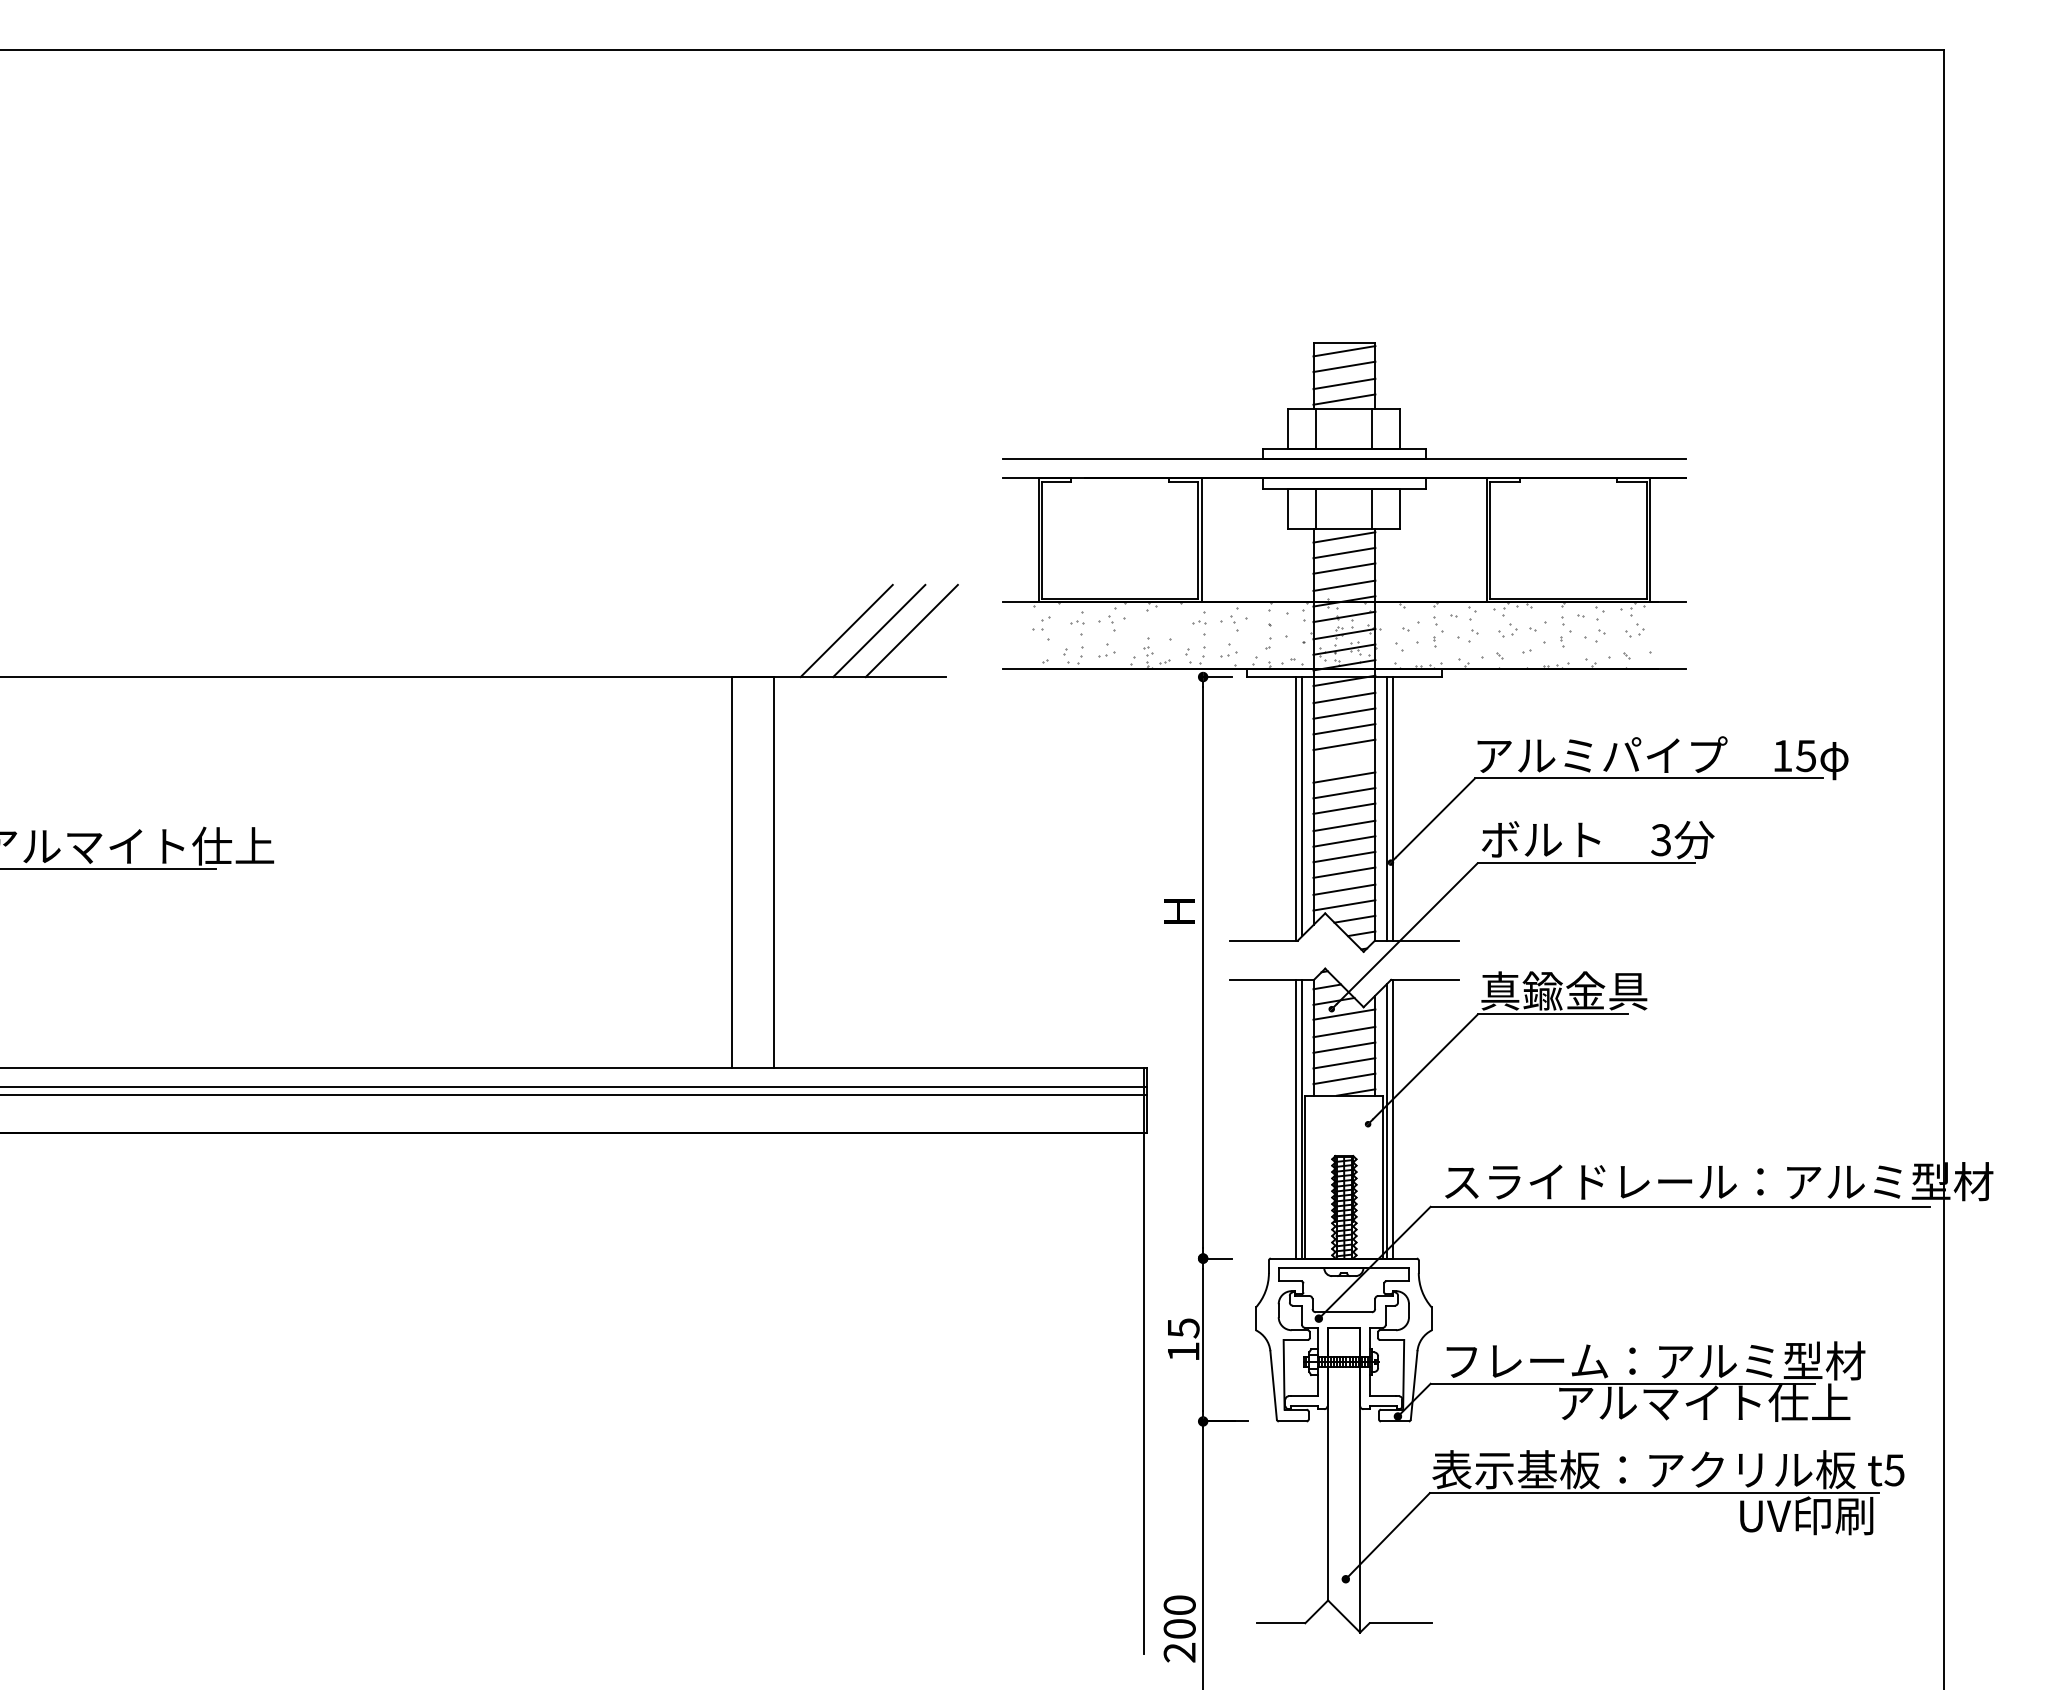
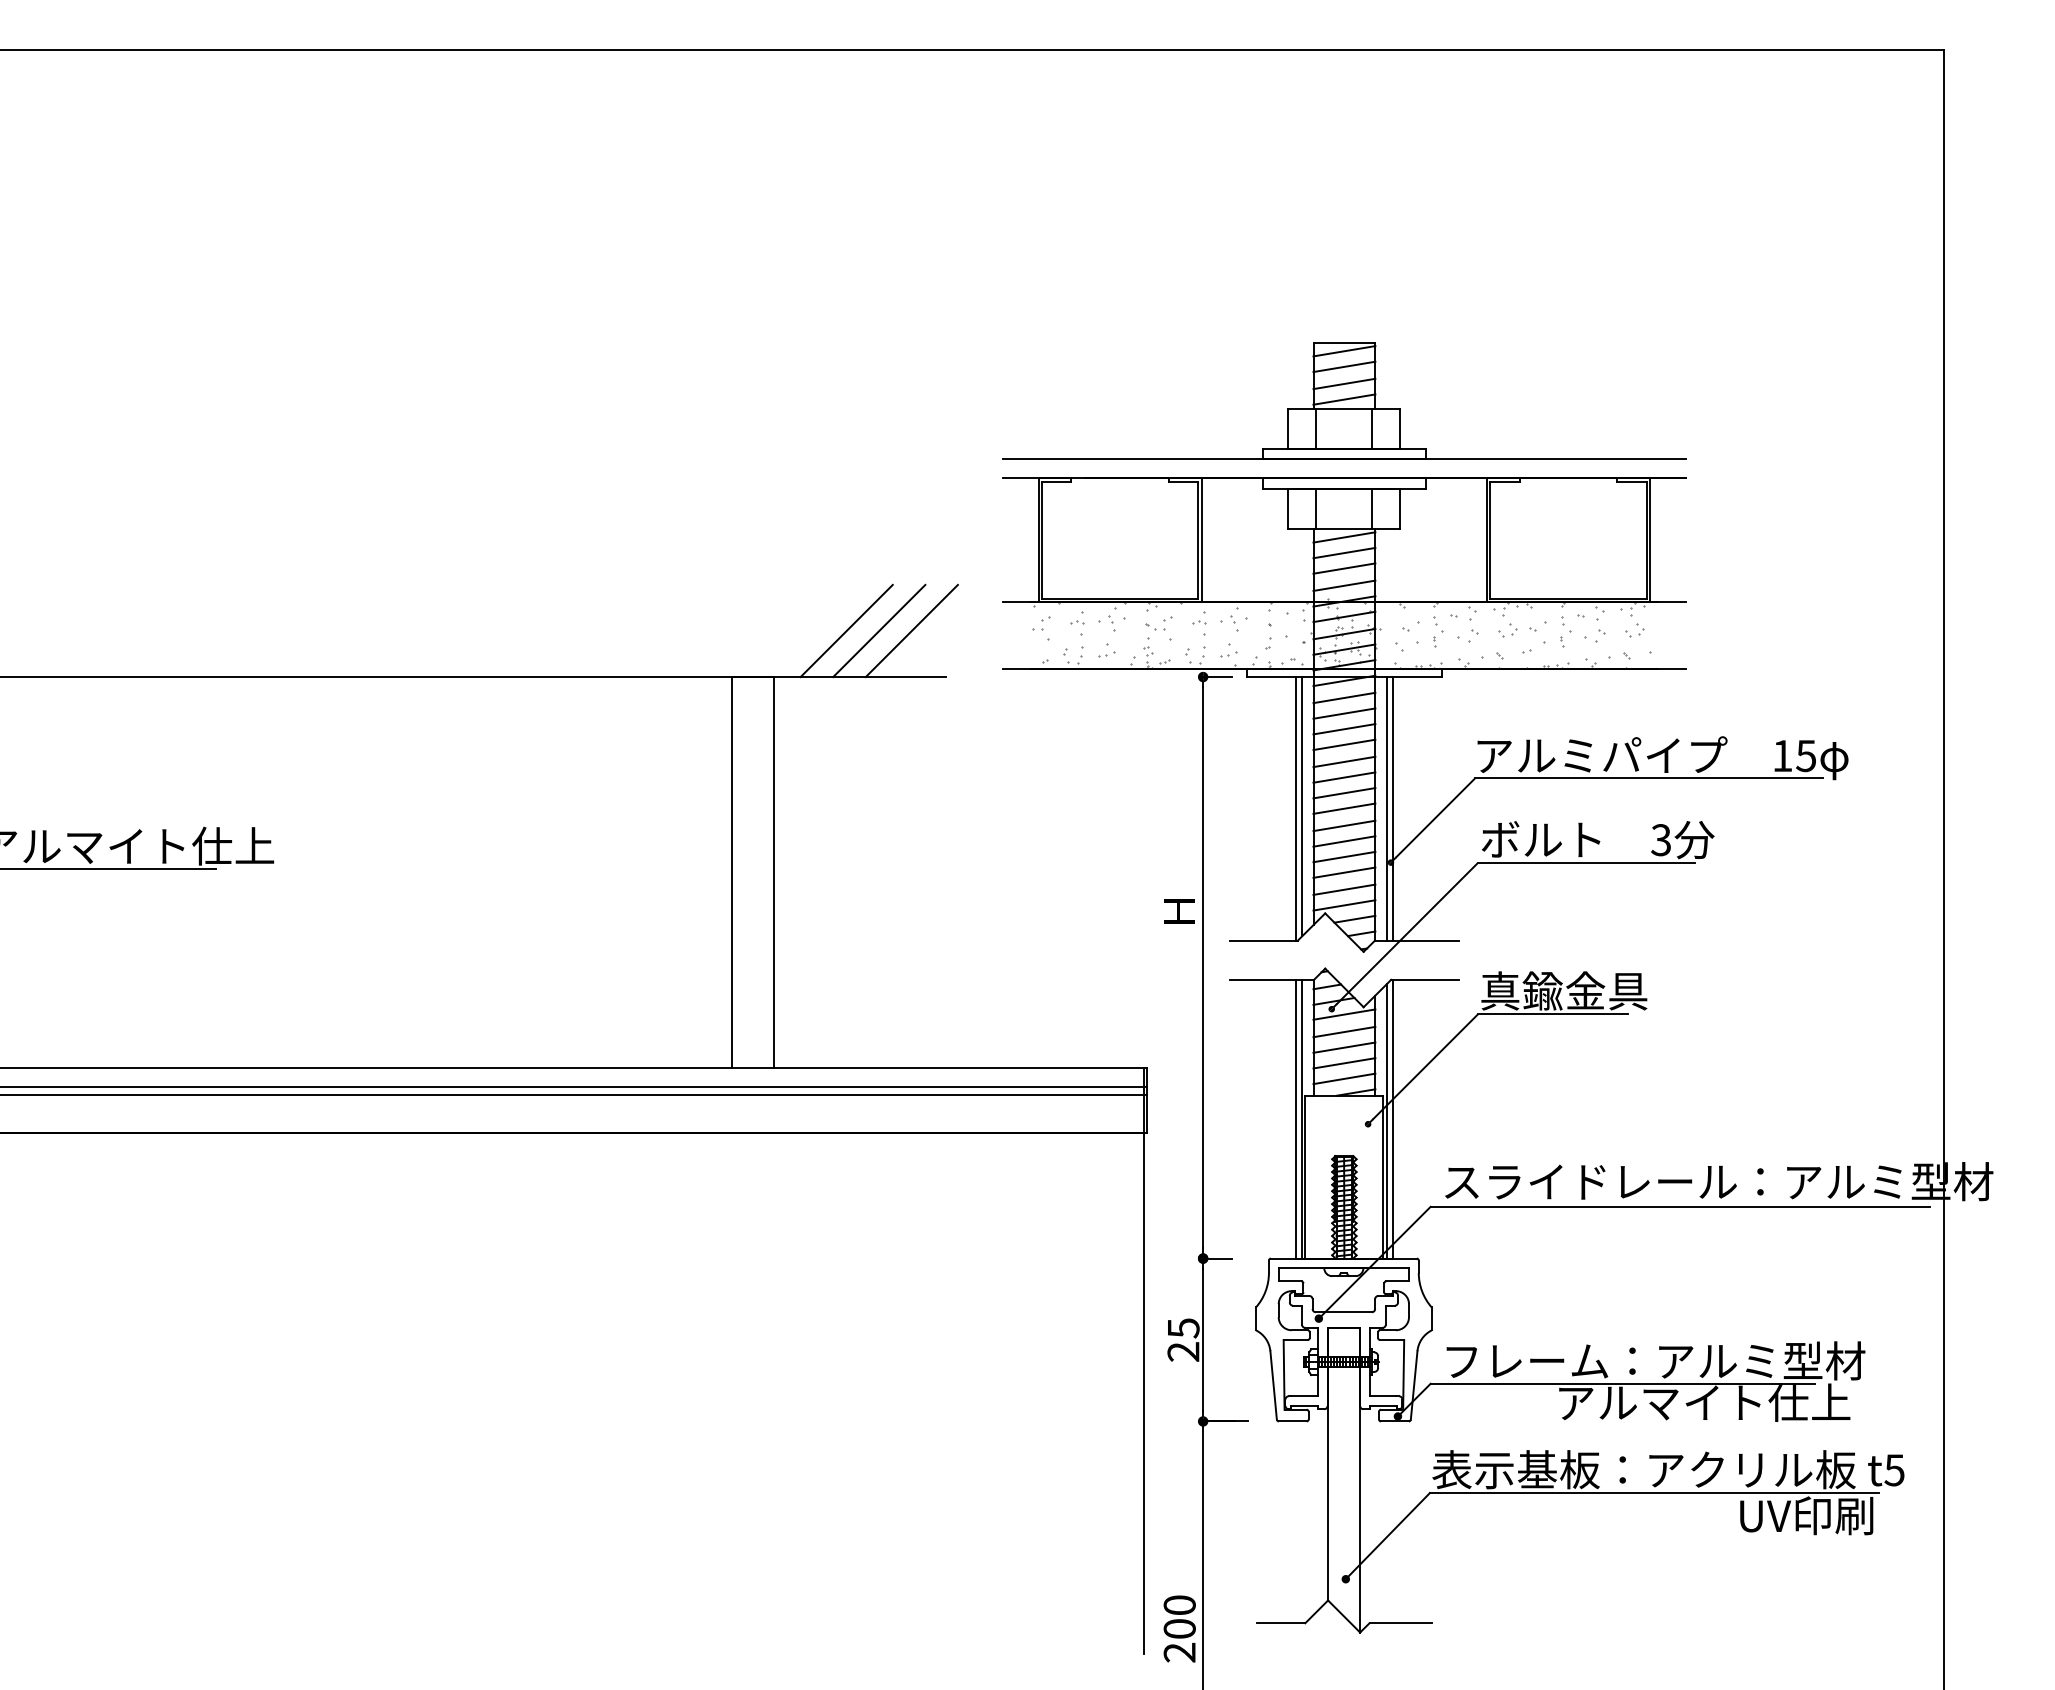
part: none -> present (1158, 623)
line: none -> present (1344, 761)
text: 15 -> 25 (1183, 1351)
